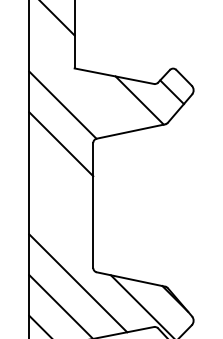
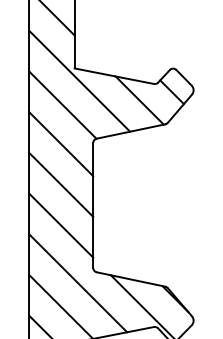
line: none -> present (79, 80)
line: none -> present (61, 184)
line: none -> present (61, 225)
